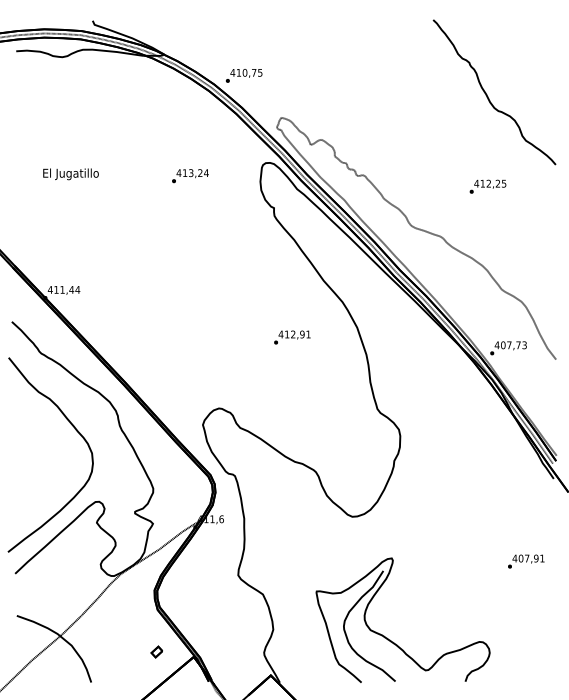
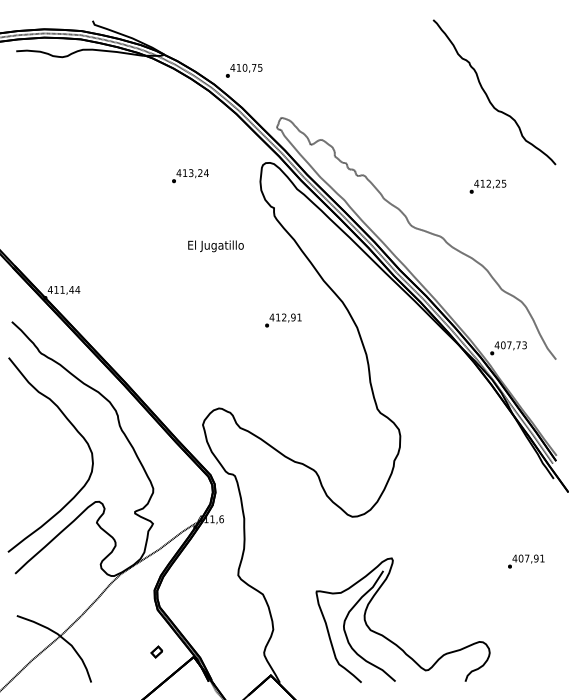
text position: (244, 75) -> (244, 70) (244, 70)
text position: (70, 174) -> (215, 246) (215, 246)
text position: (292, 337) -> (283, 320) (283, 320)
